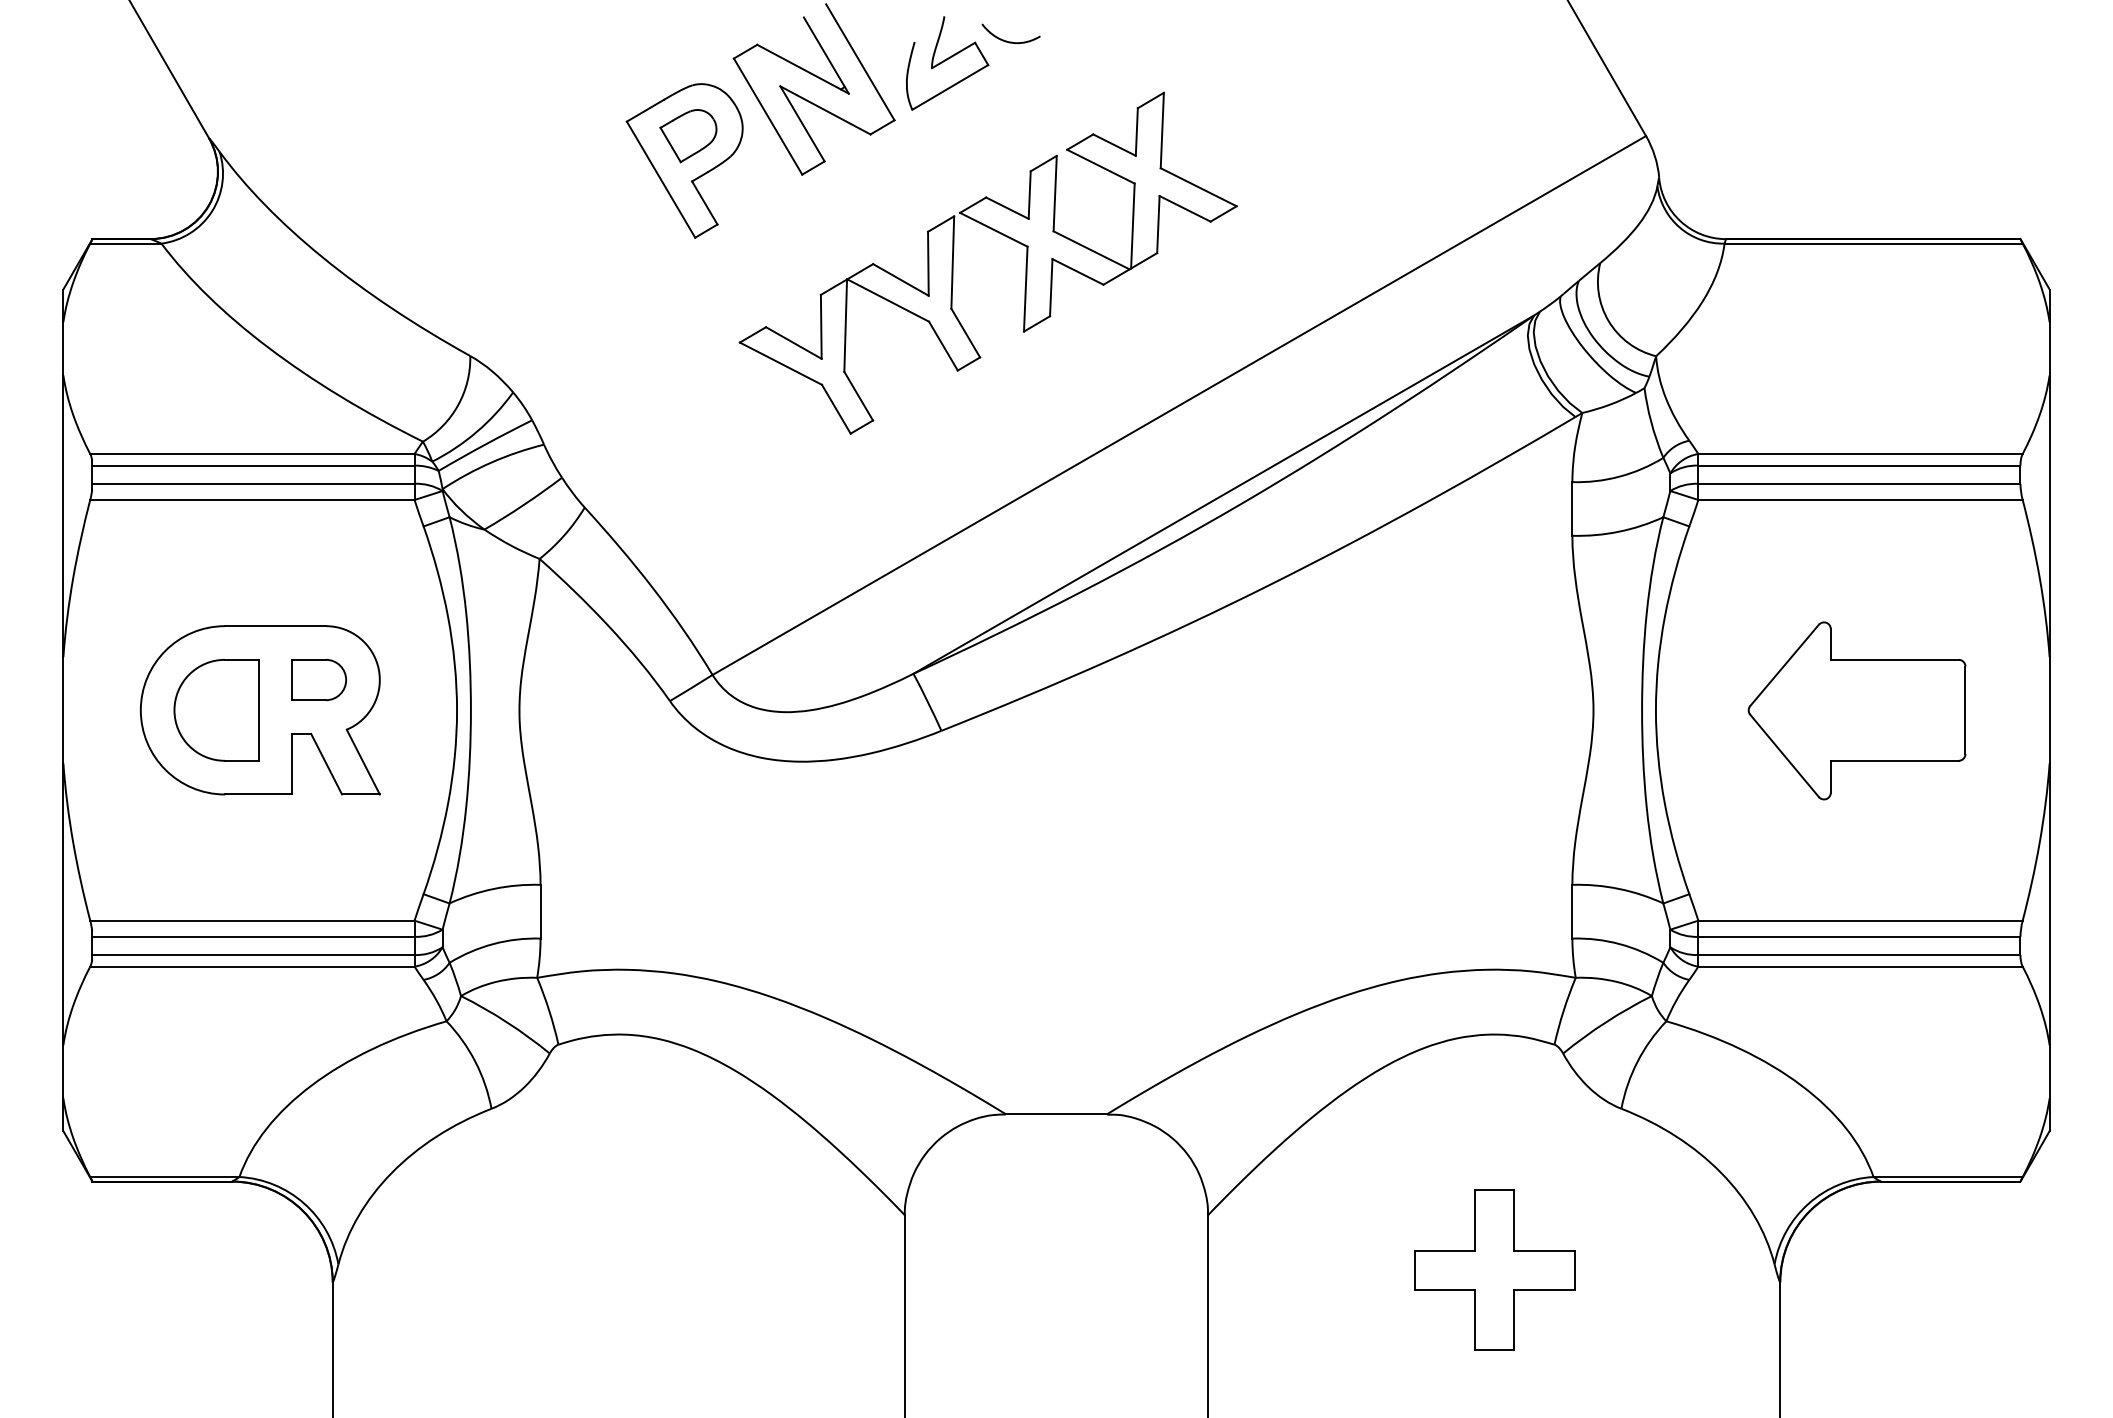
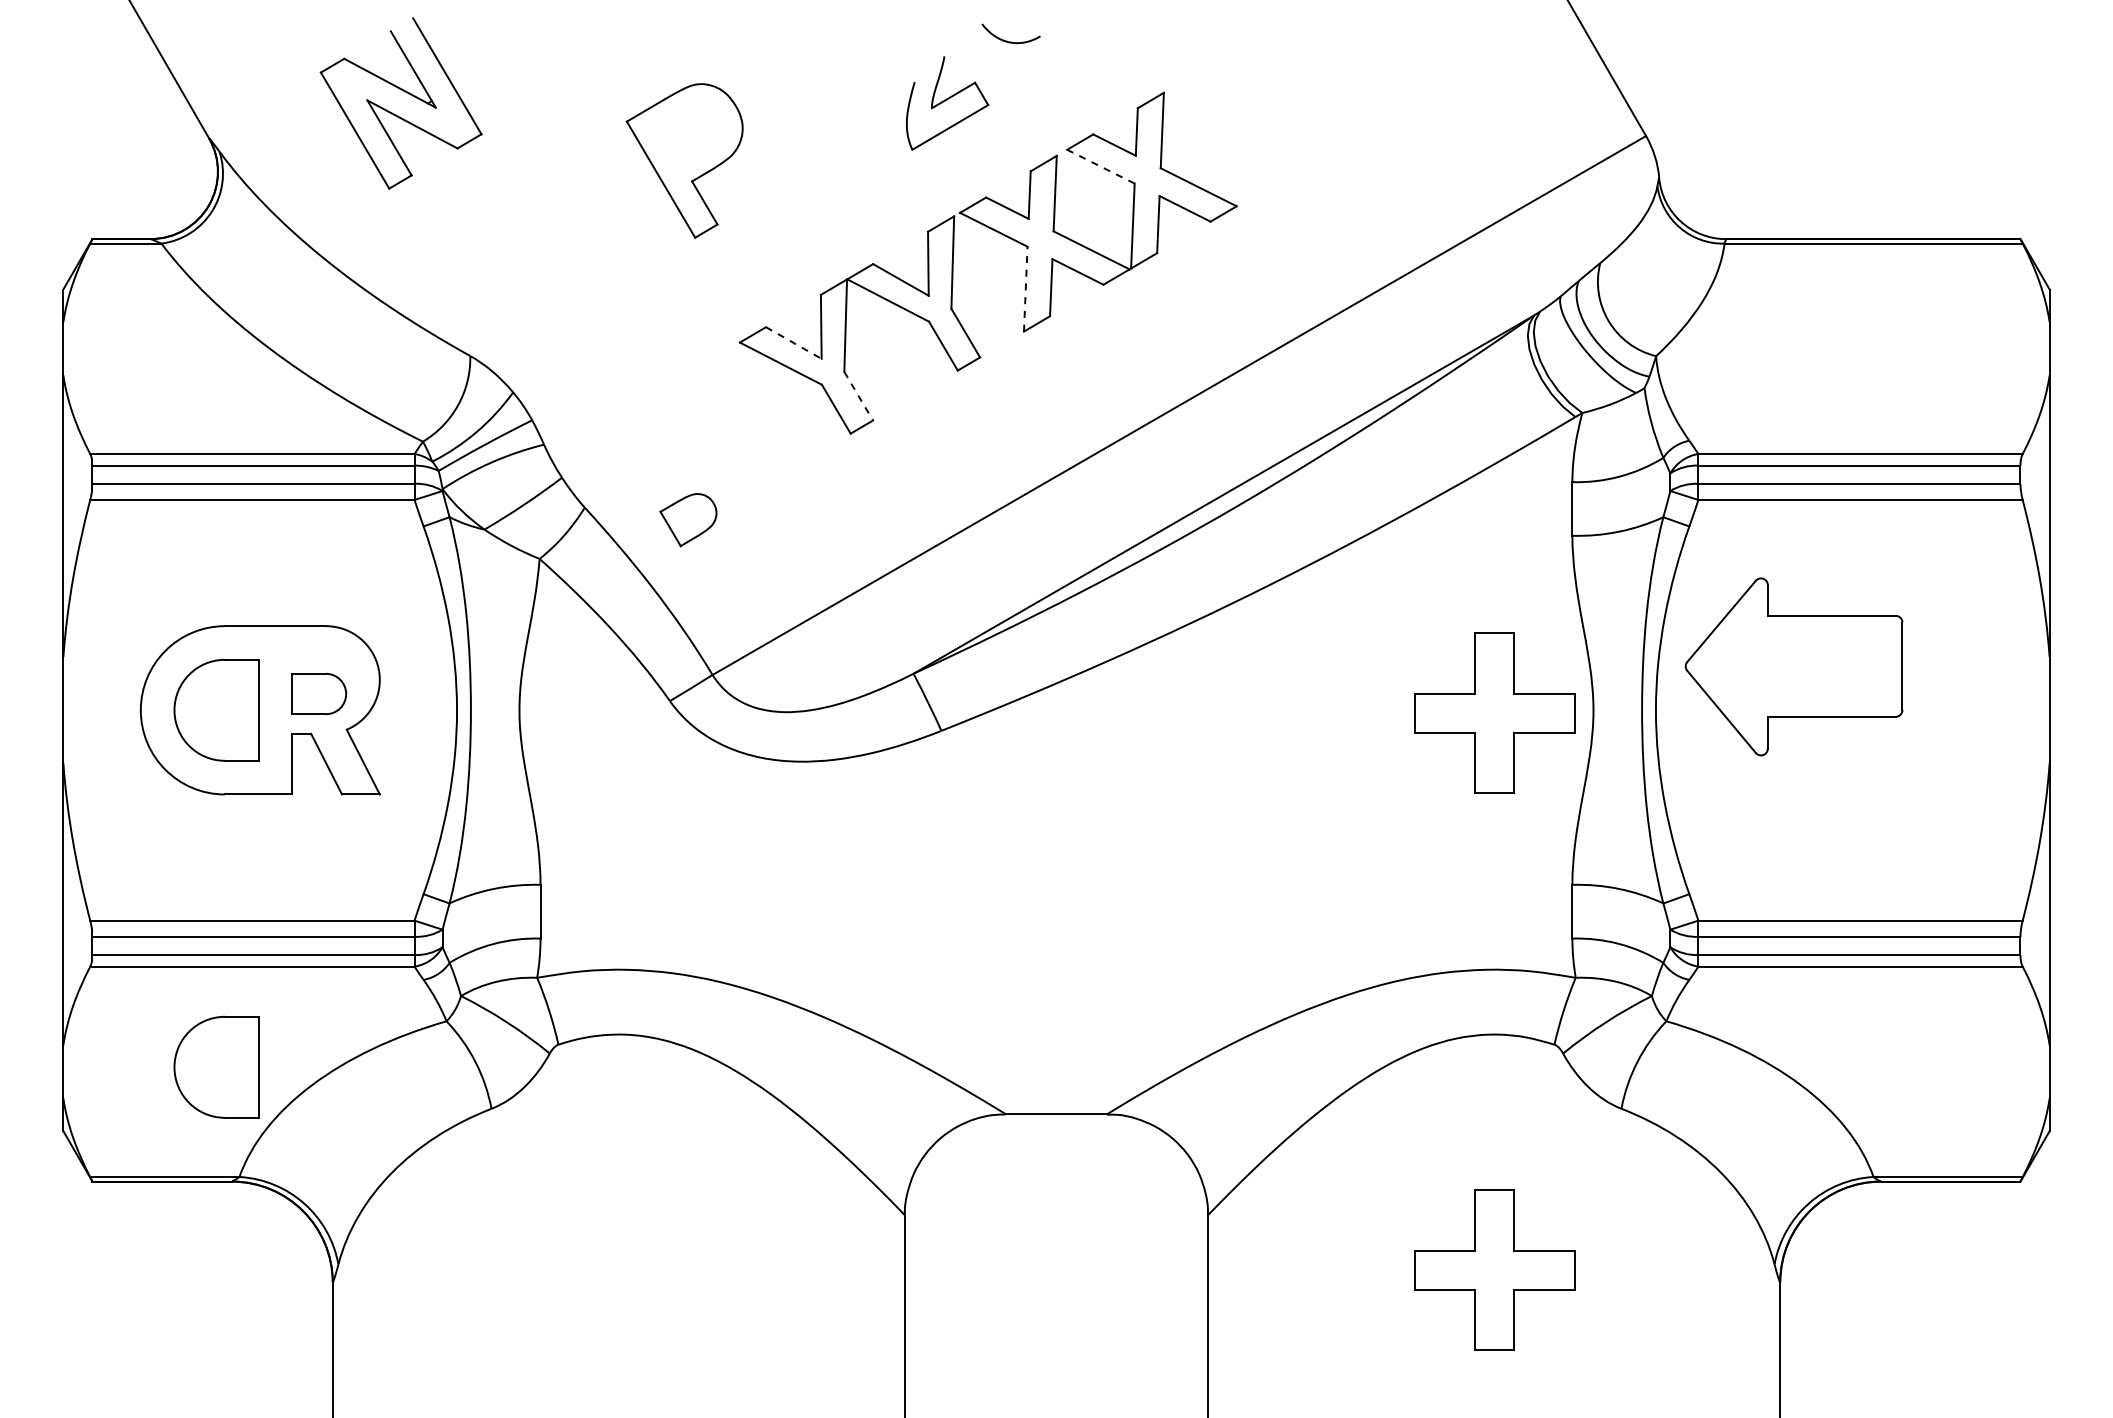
part position: (947, 63) -> (947, 103) (947, 103)
part position: (819, 79) -> (406, 93) (406, 93)
part position: (688, 136) -> (688, 520) (688, 520)
line: solid -> dashed (1100, 166)
line: solid -> dashed (1025, 288)
line: solid -> dashed (793, 343)
line: solid -> dashed (858, 396)
part position: (319, 680) -> (319, 694) (319, 694)
part position: (1856, 710) -> (1793, 666) (1793, 666)
part: none -> present (1494, 712)
part: none -> present (216, 1066)
